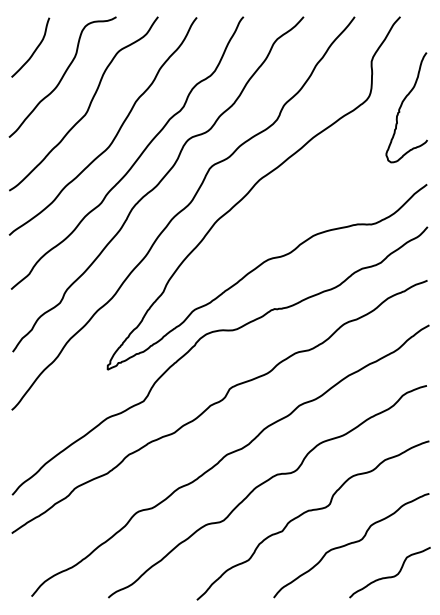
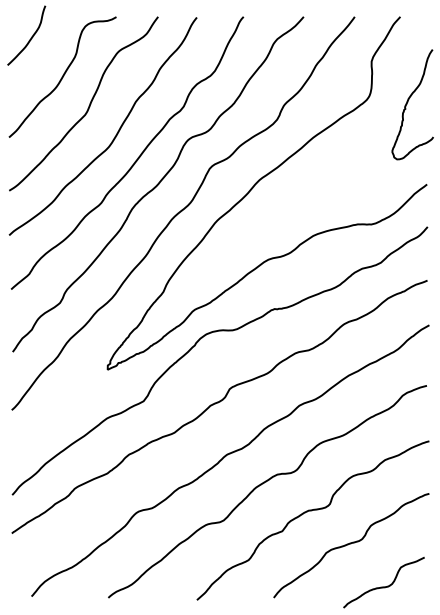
curve position: (34, 50) -> (30, 38) (30, 38)
curve position: (402, 105) -> (408, 102) (408, 102)
curve position: (389, 576) -> (383, 586) (383, 586)
